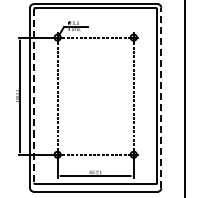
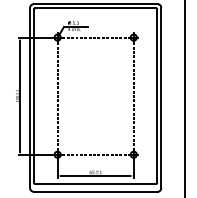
line: dashed -> solid (34, 96)
line: dashed -> solid (161, 97)
